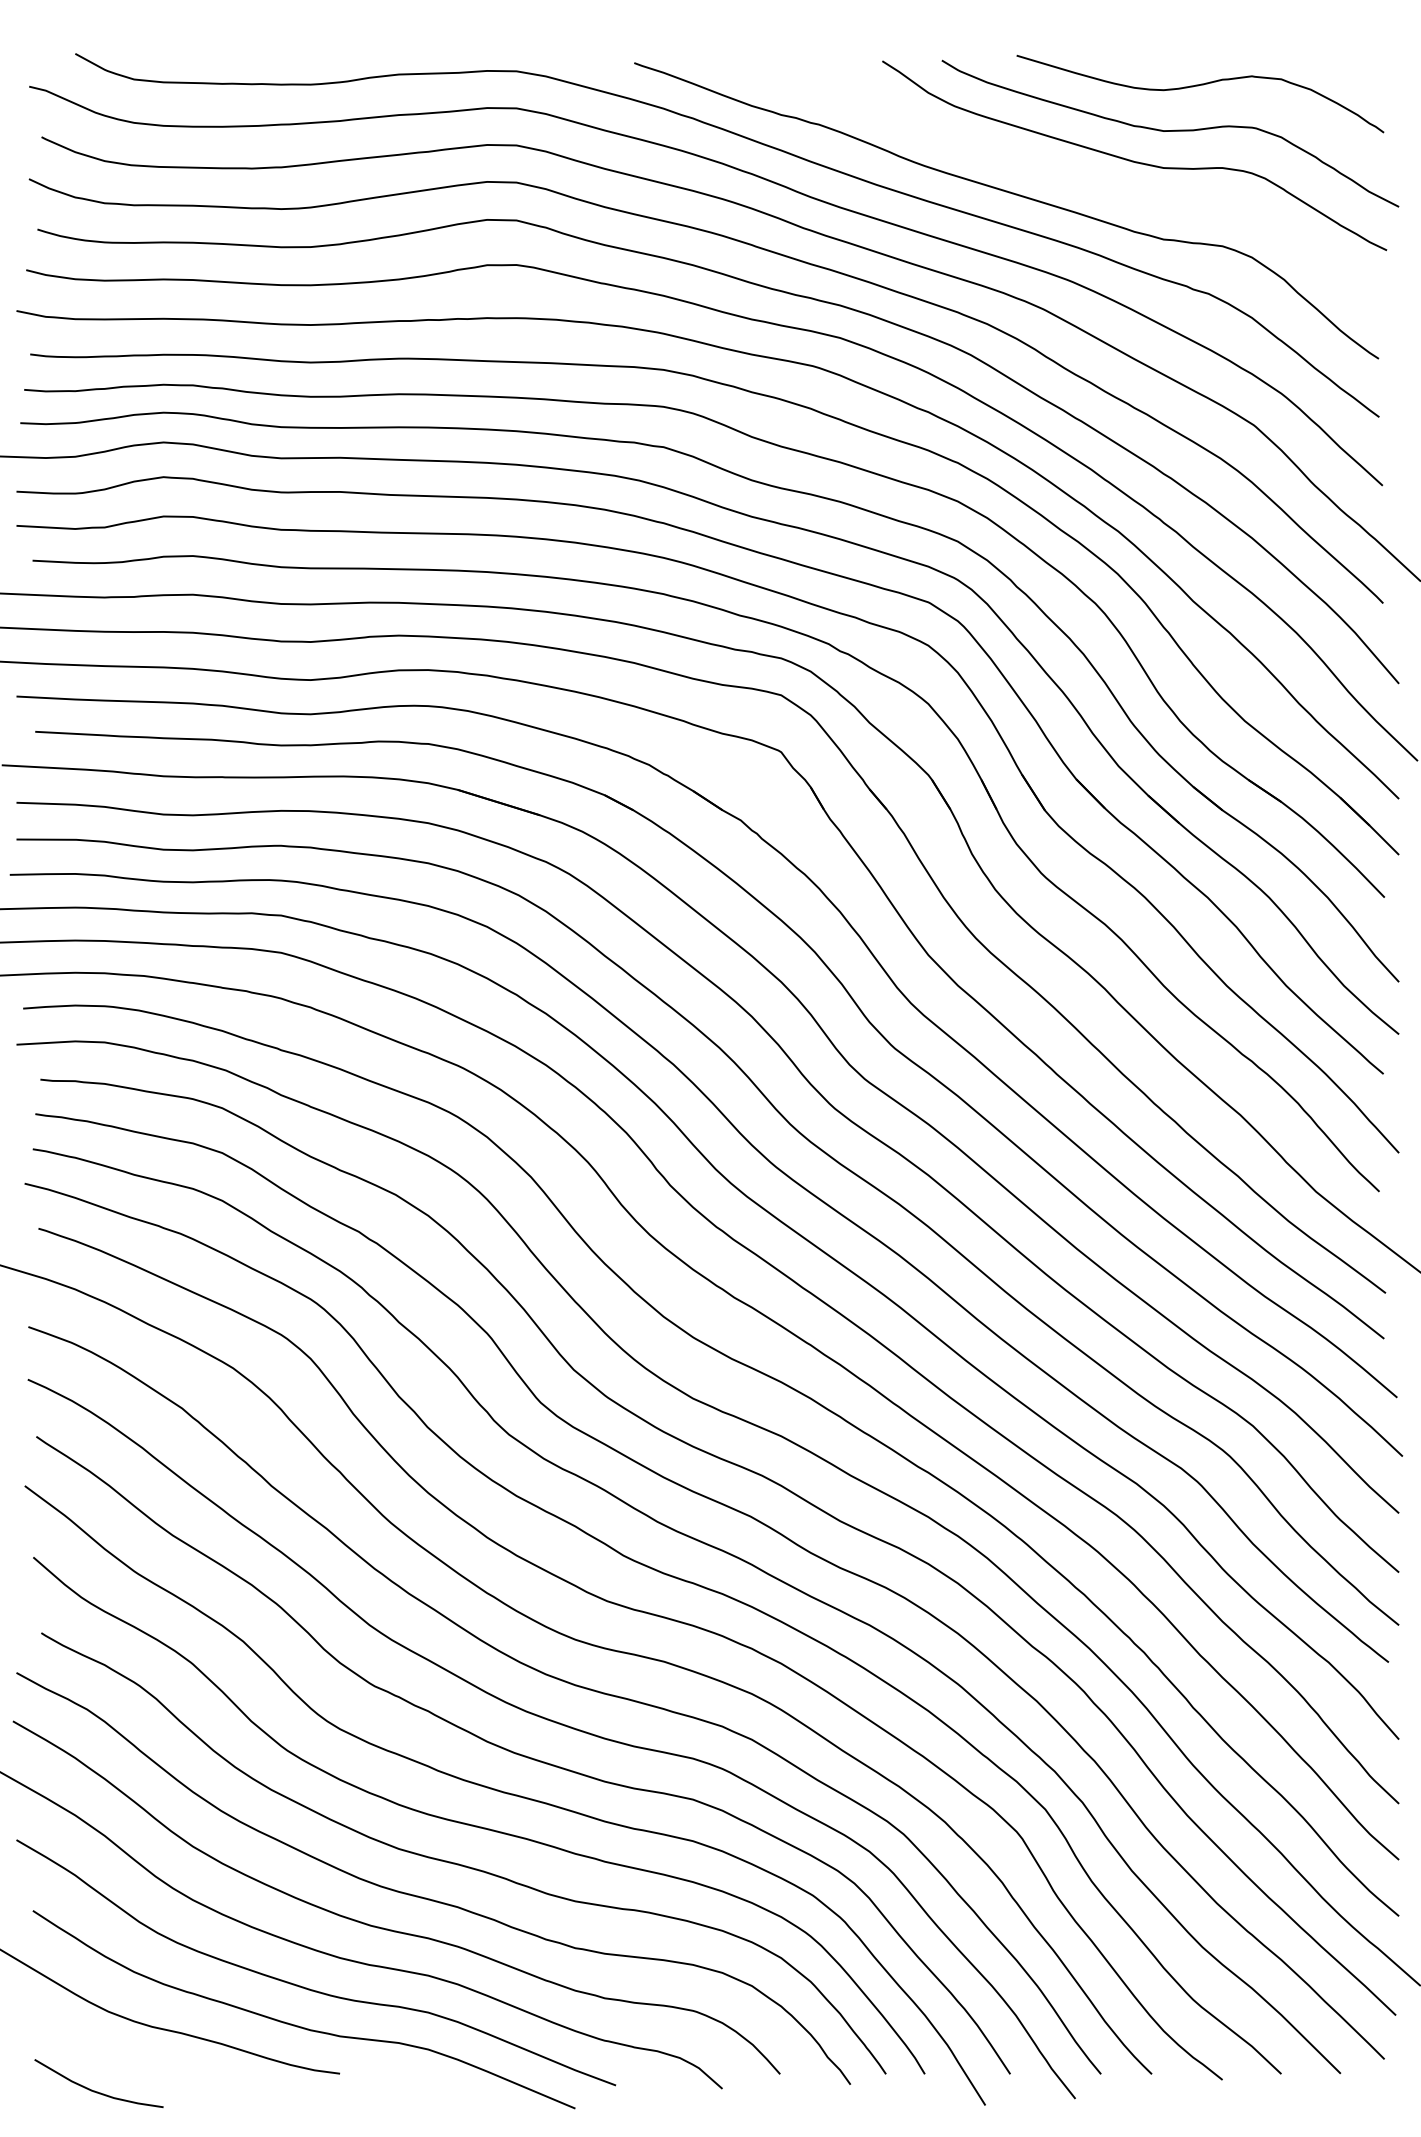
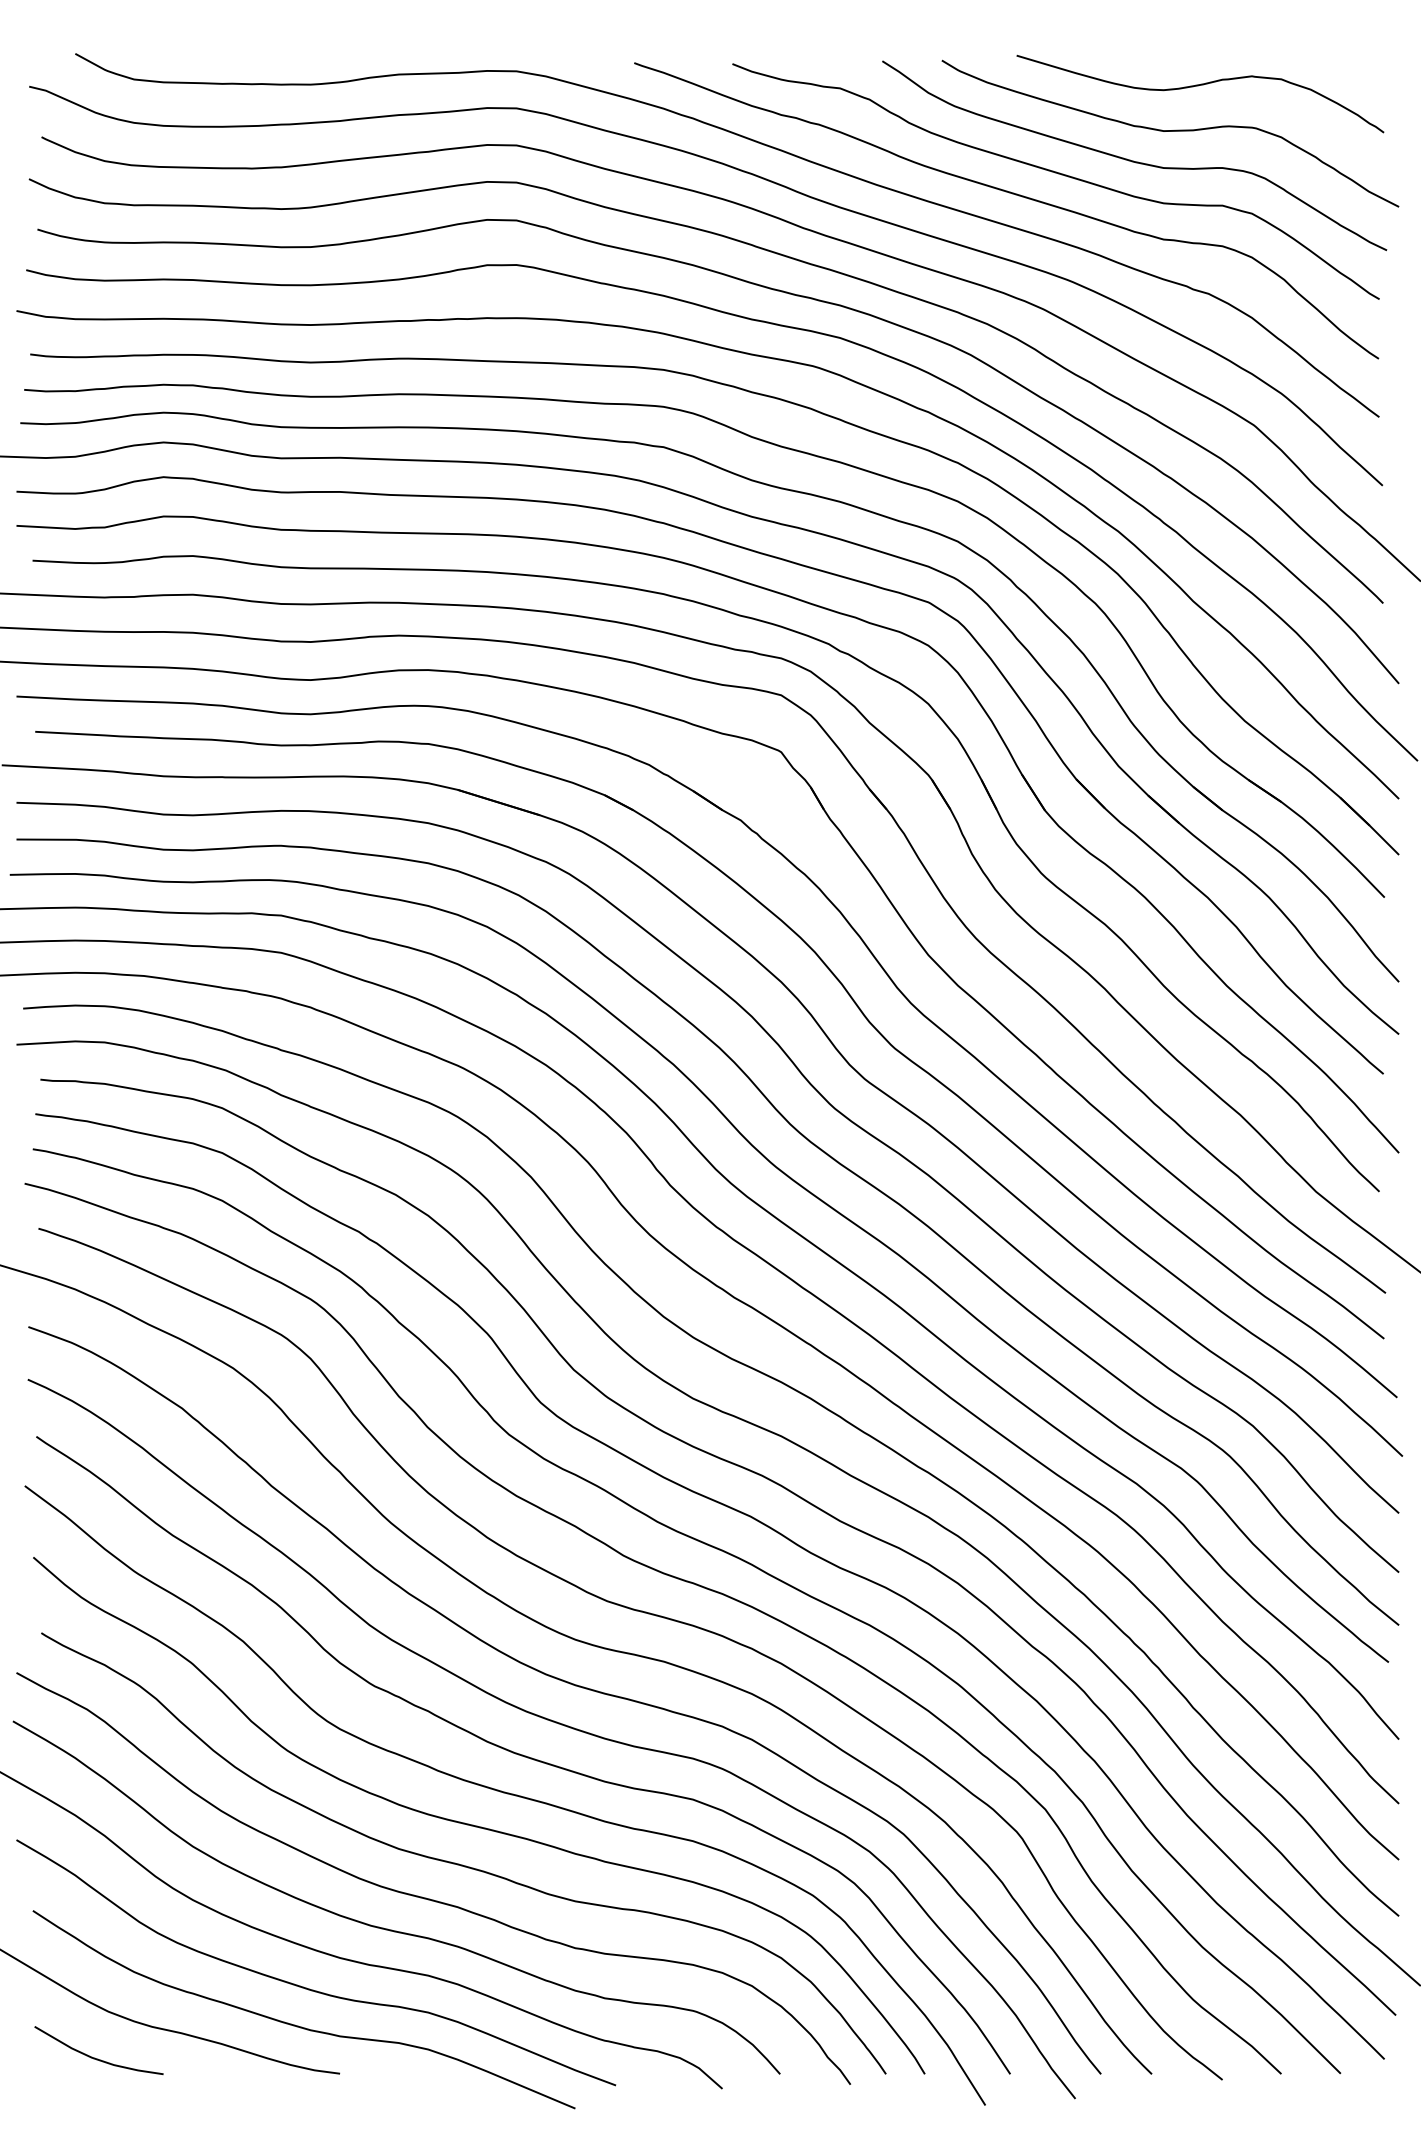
curve: none -> present (1058, 174)
curve position: (94, 2090) -> (94, 2057) (94, 2057)
